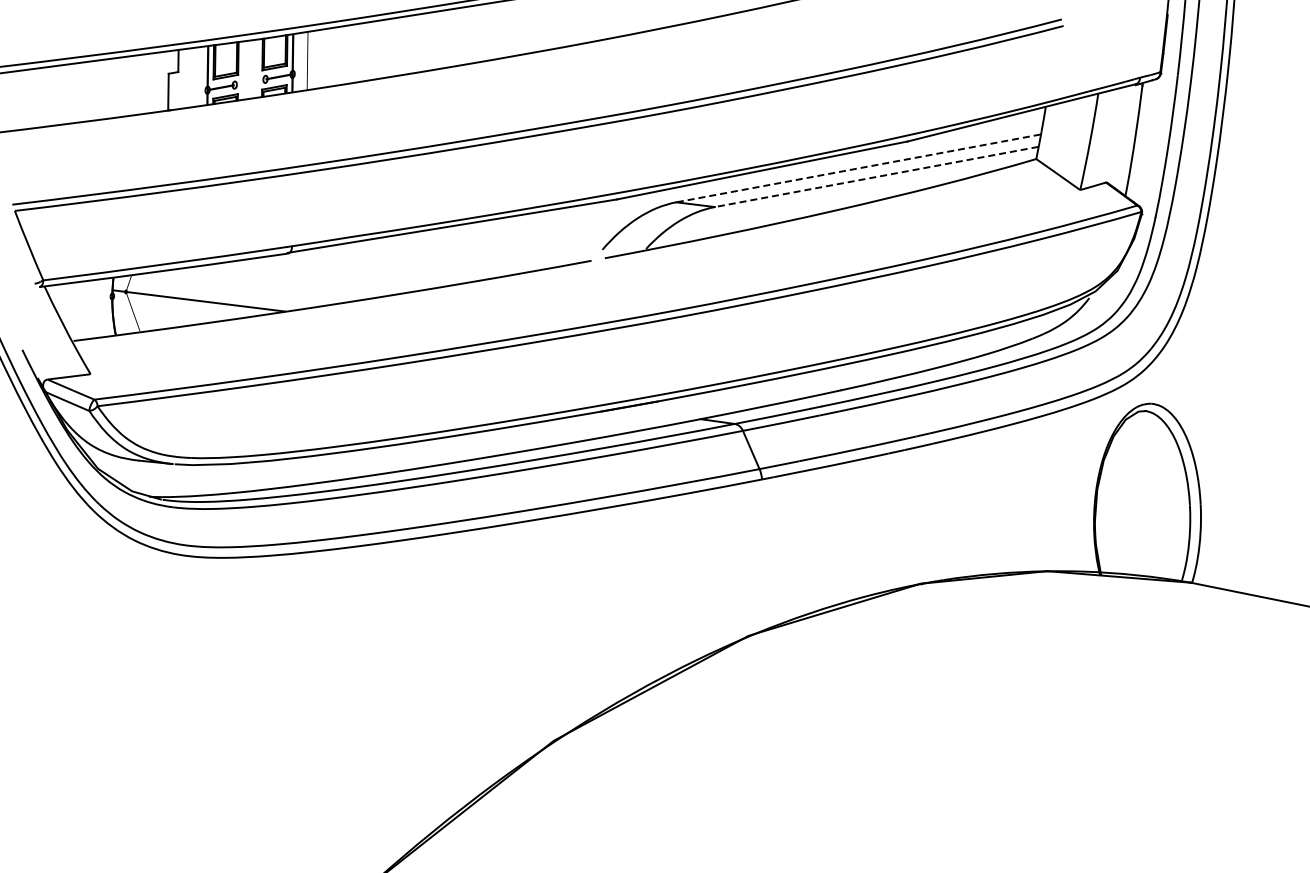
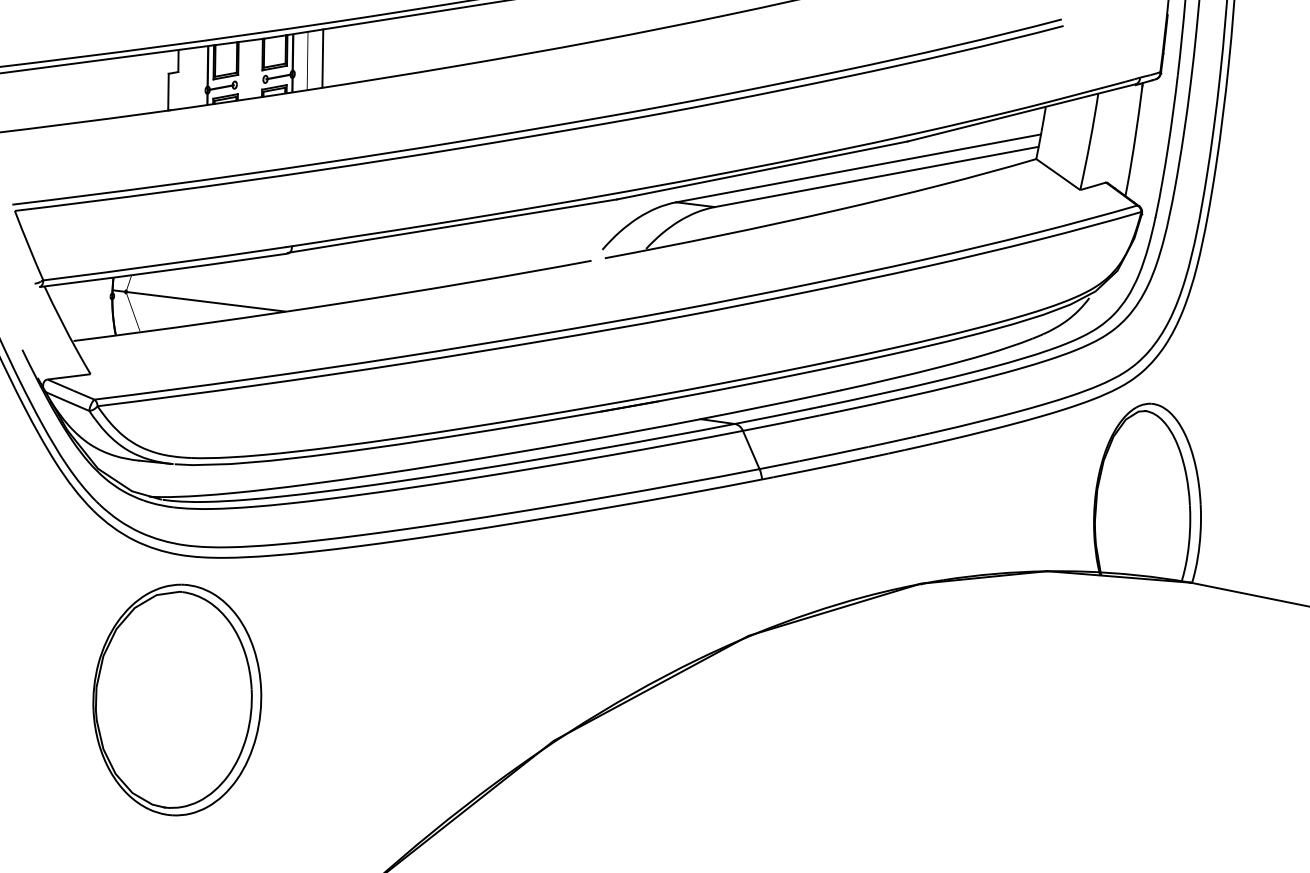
line: none -> present (322, 58)
line: dashed -> solid (857, 168)
line: dashed -> solid (876, 176)
part: none -> present (177, 699)
